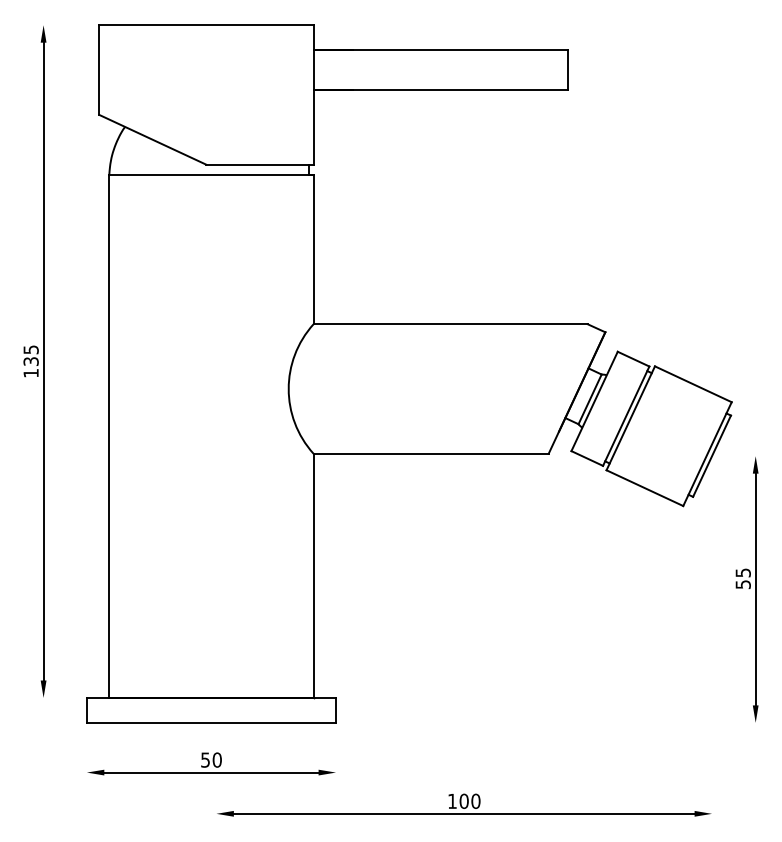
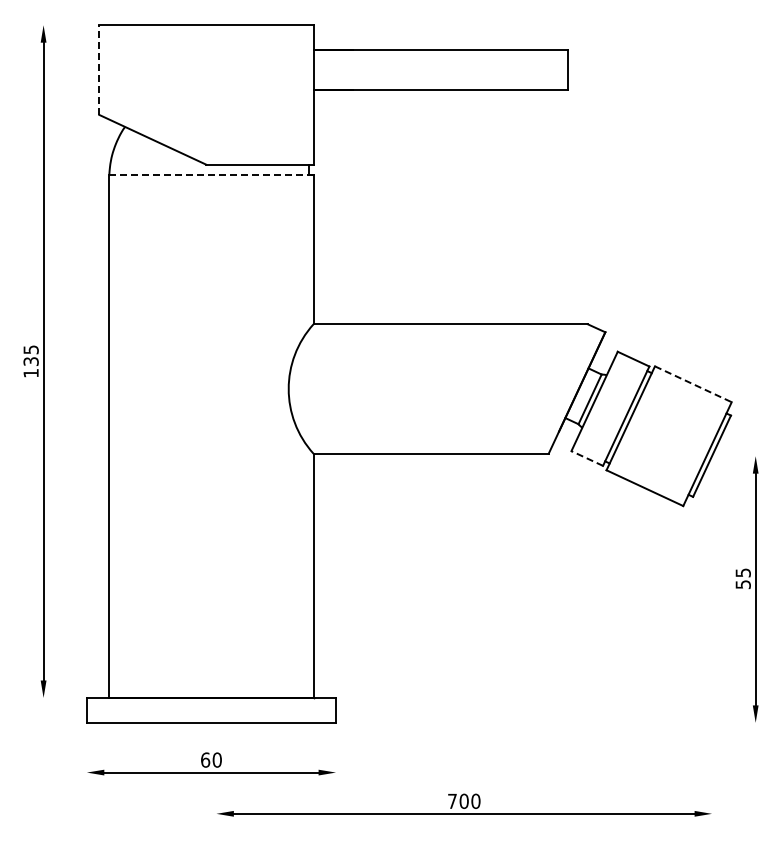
line: solid -> dashed (99, 70)
line: solid -> dashed (210, 174)
line: solid -> dashed (693, 384)
line: solid -> dashed (586, 458)
text: 50 -> 60 (205, 759)
text: 100 -> 700 (452, 800)
